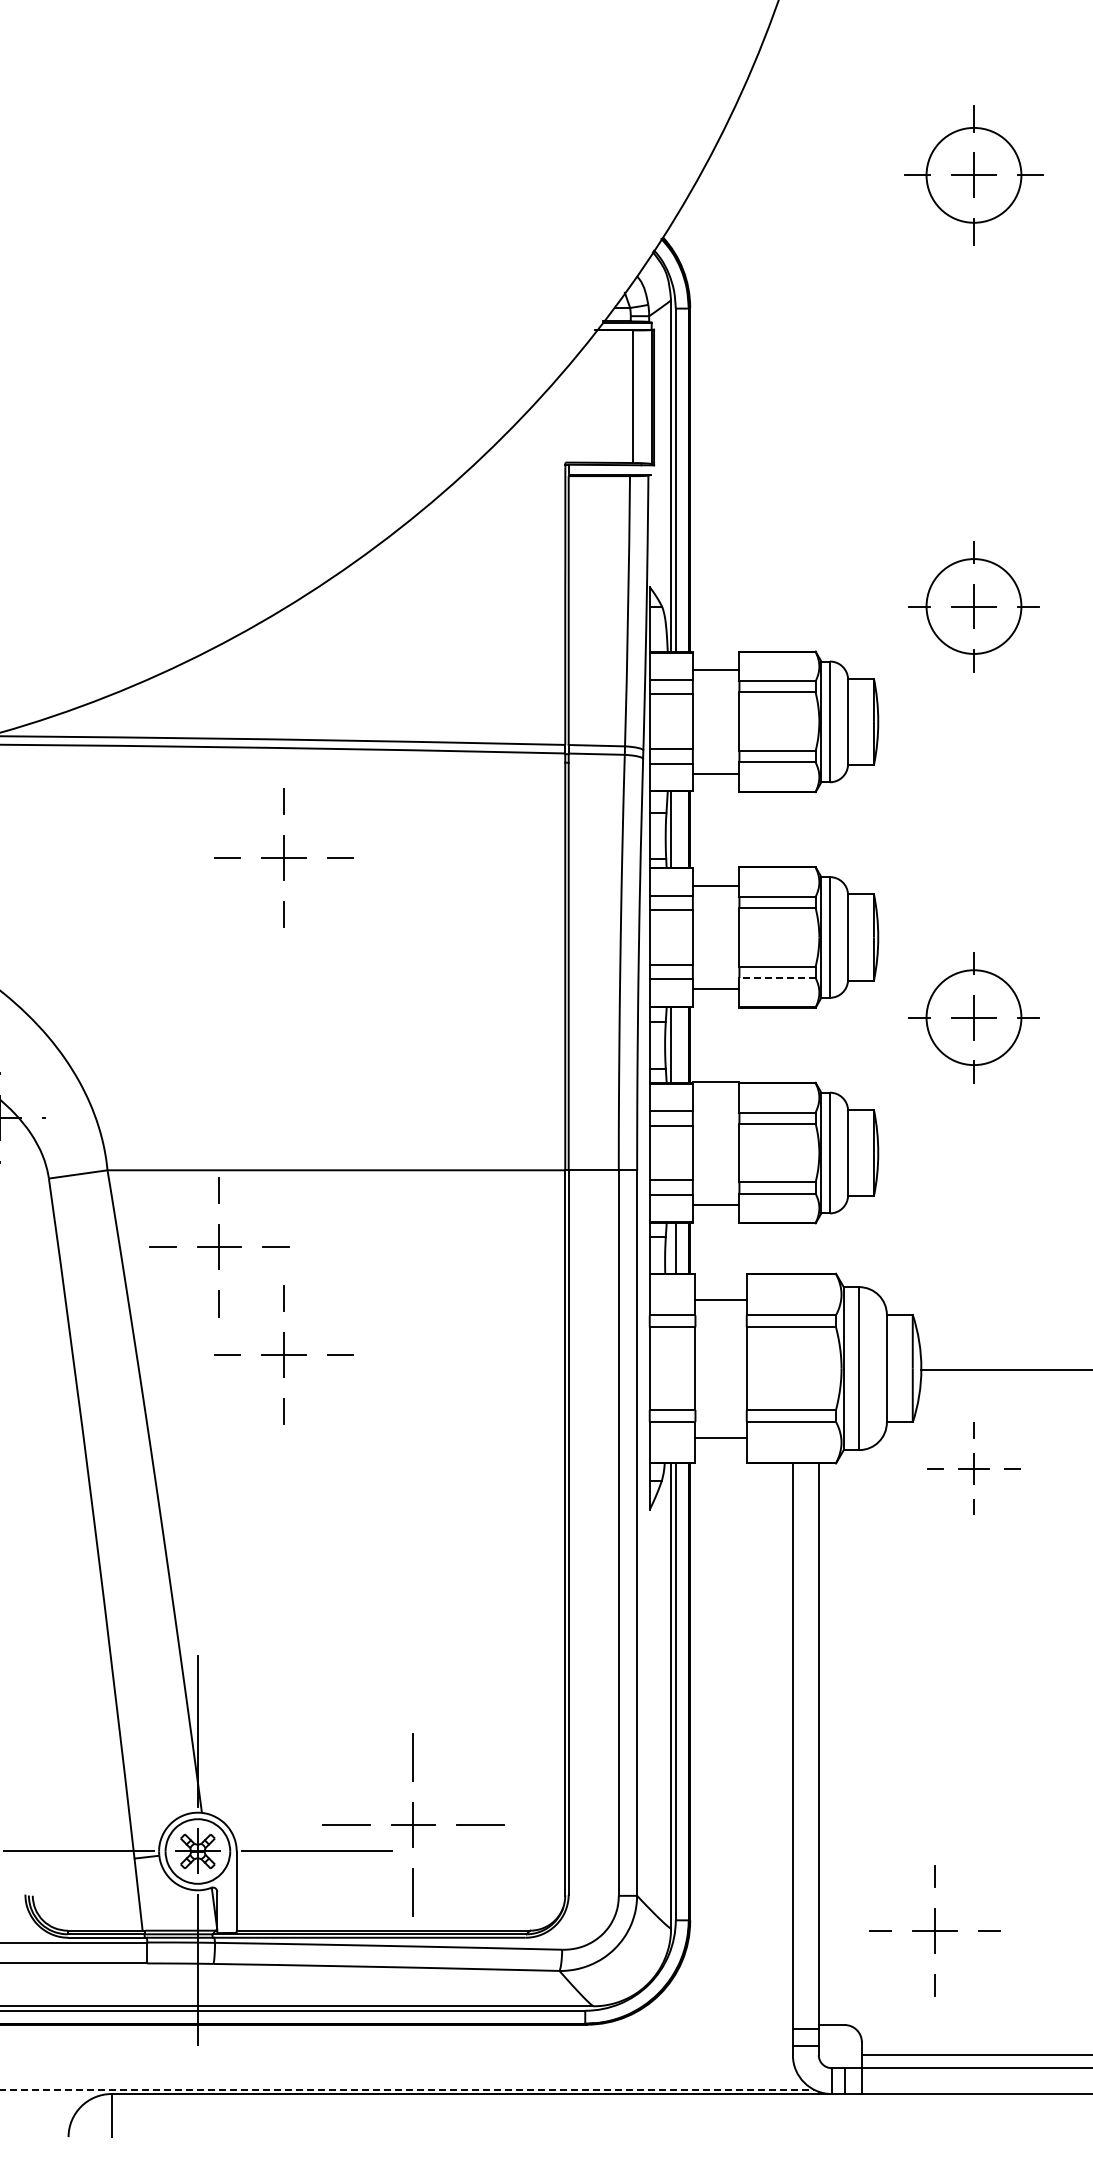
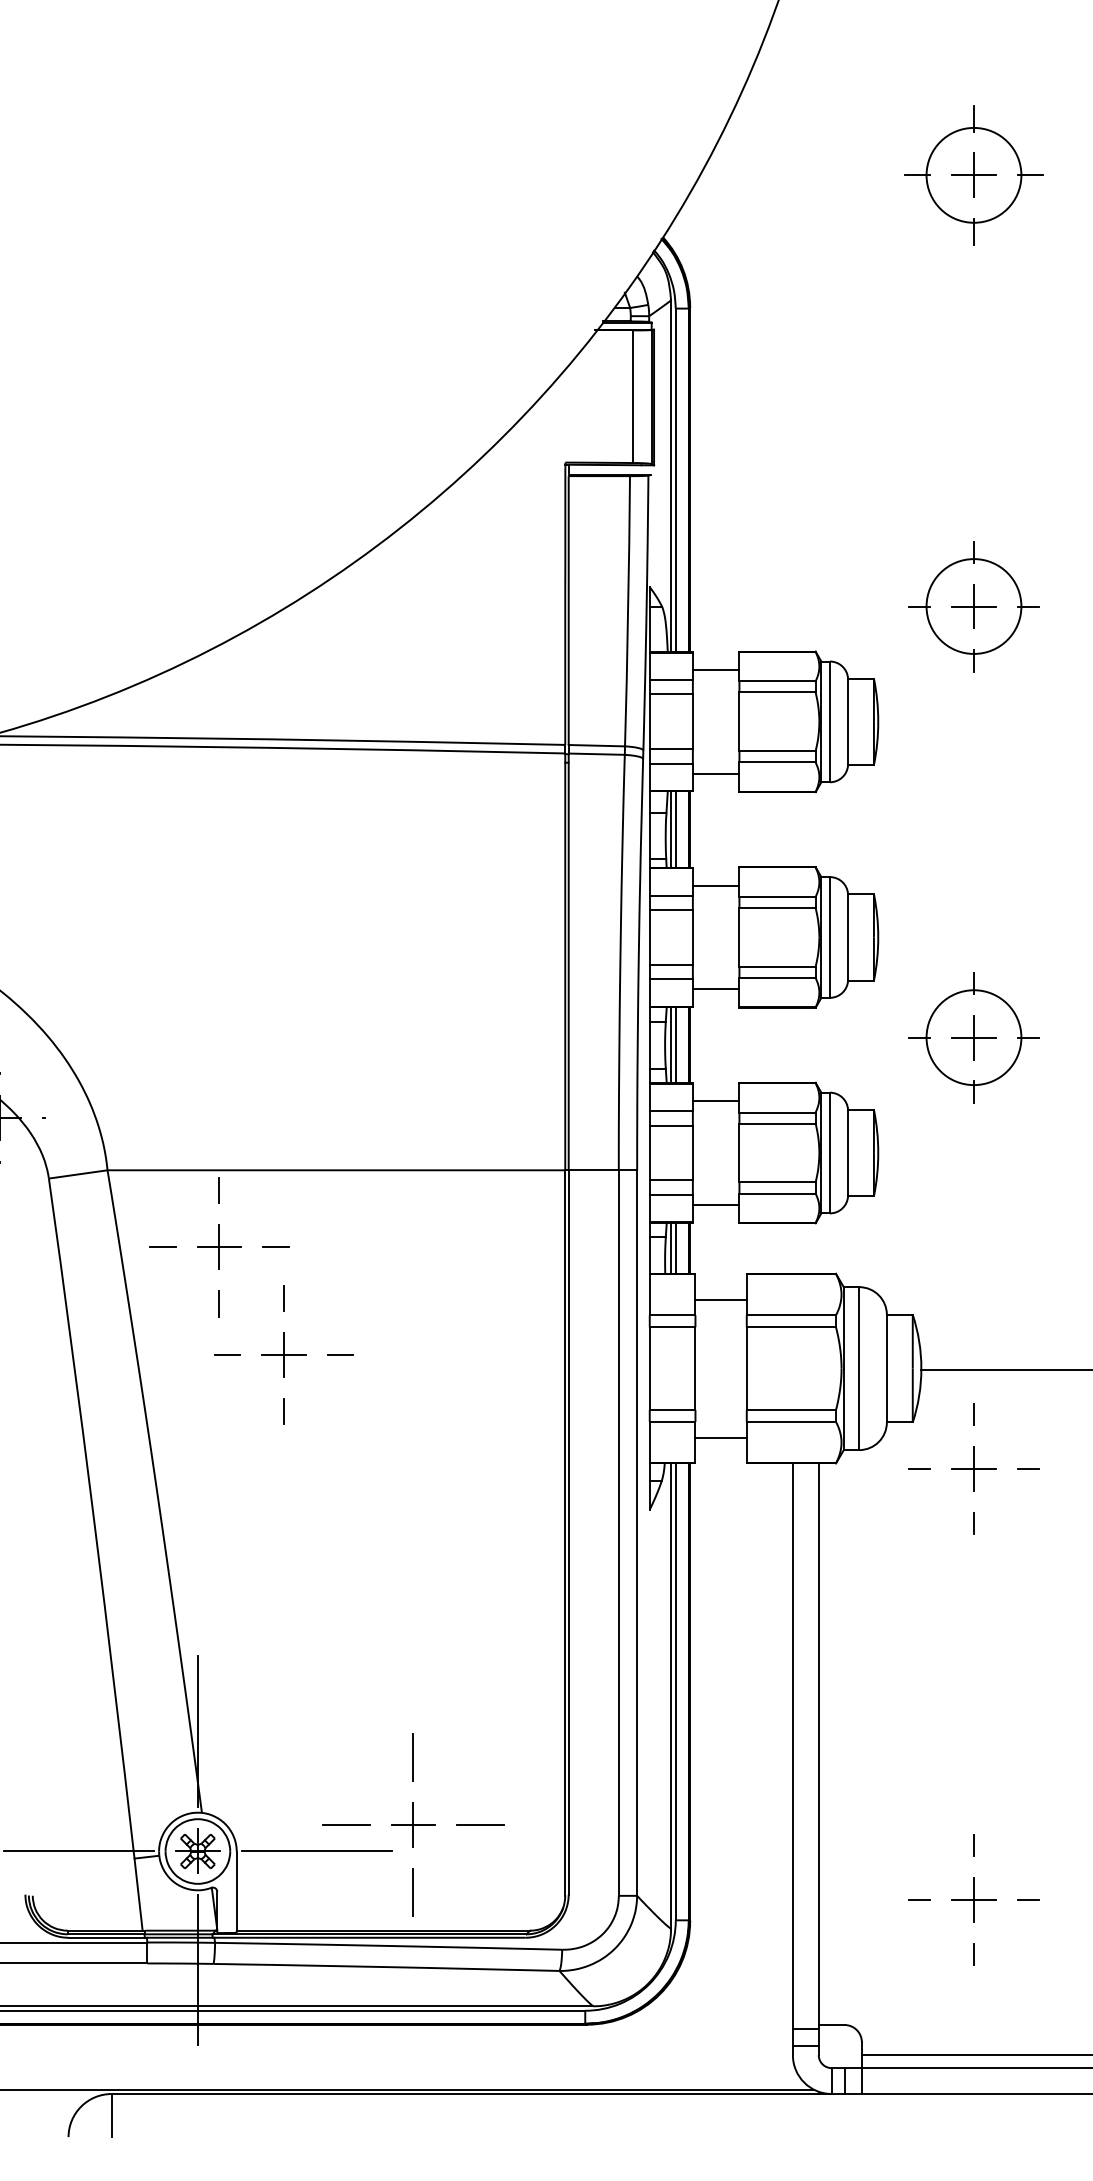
line: none -> present (675, 829)
part: present -> none (283, 857)
line: dashed -> solid (777, 978)
part position: (973, 1017) -> (973, 1037) (973, 1037)
line: none -> present (675, 1045)
line position: (715, 1082) -> (715, 1101) (715, 1101)
line: none -> present (671, 1247)
part size: 94x93 px -> 132x132 px (973, 1468)
part position: (934, 1930) -> (973, 1899) (973, 1899)
line: dashed -> solid (407, 2089)
